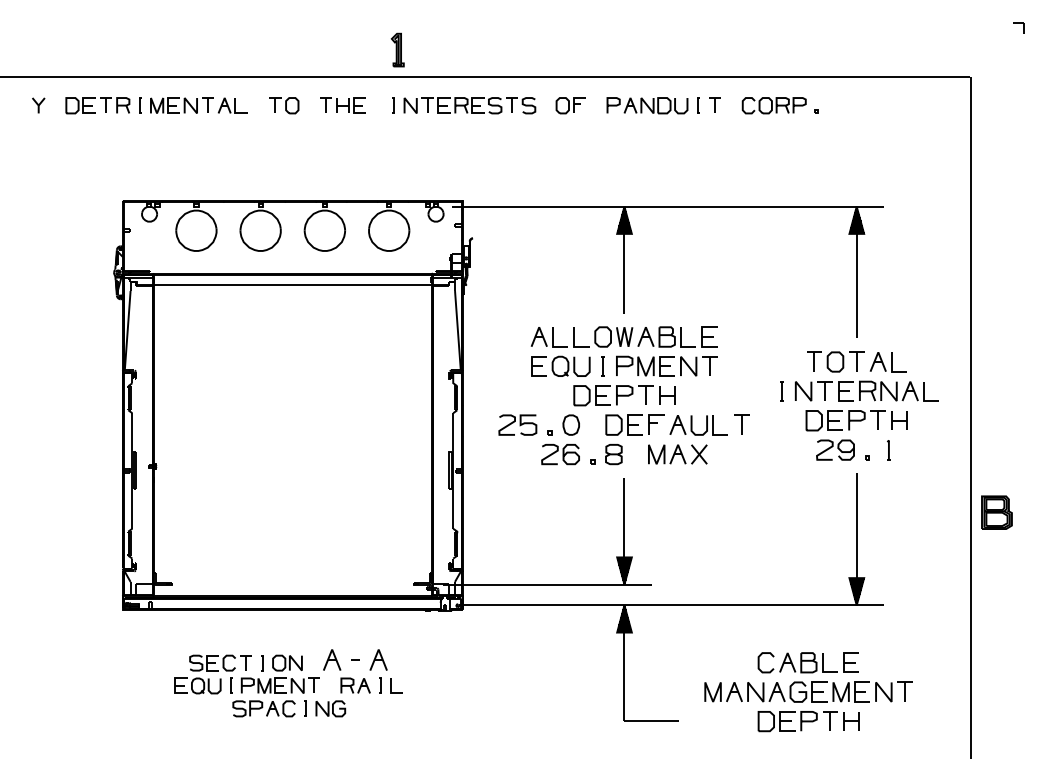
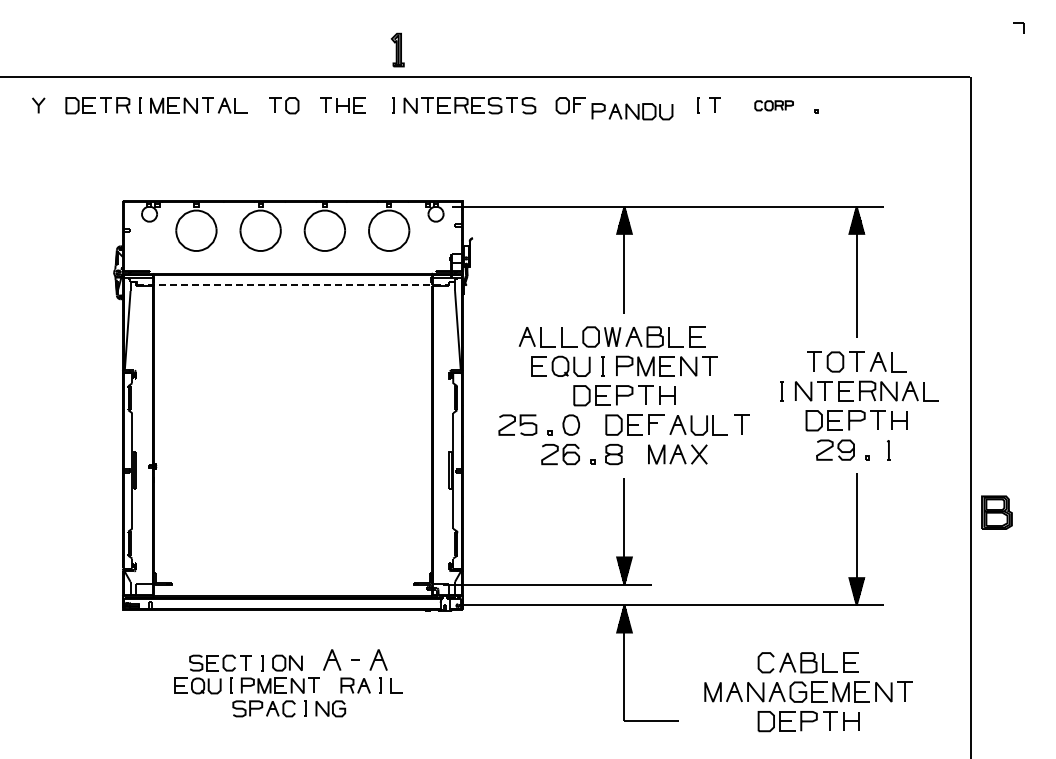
part position: (647, 105) -> (632, 111) (632, 111)
part size: 66x18 px -> 40x12 px (773, 105)
line: solid -> dashed (292, 285)
part position: (623, 336) -> (611, 336) (611, 336)
